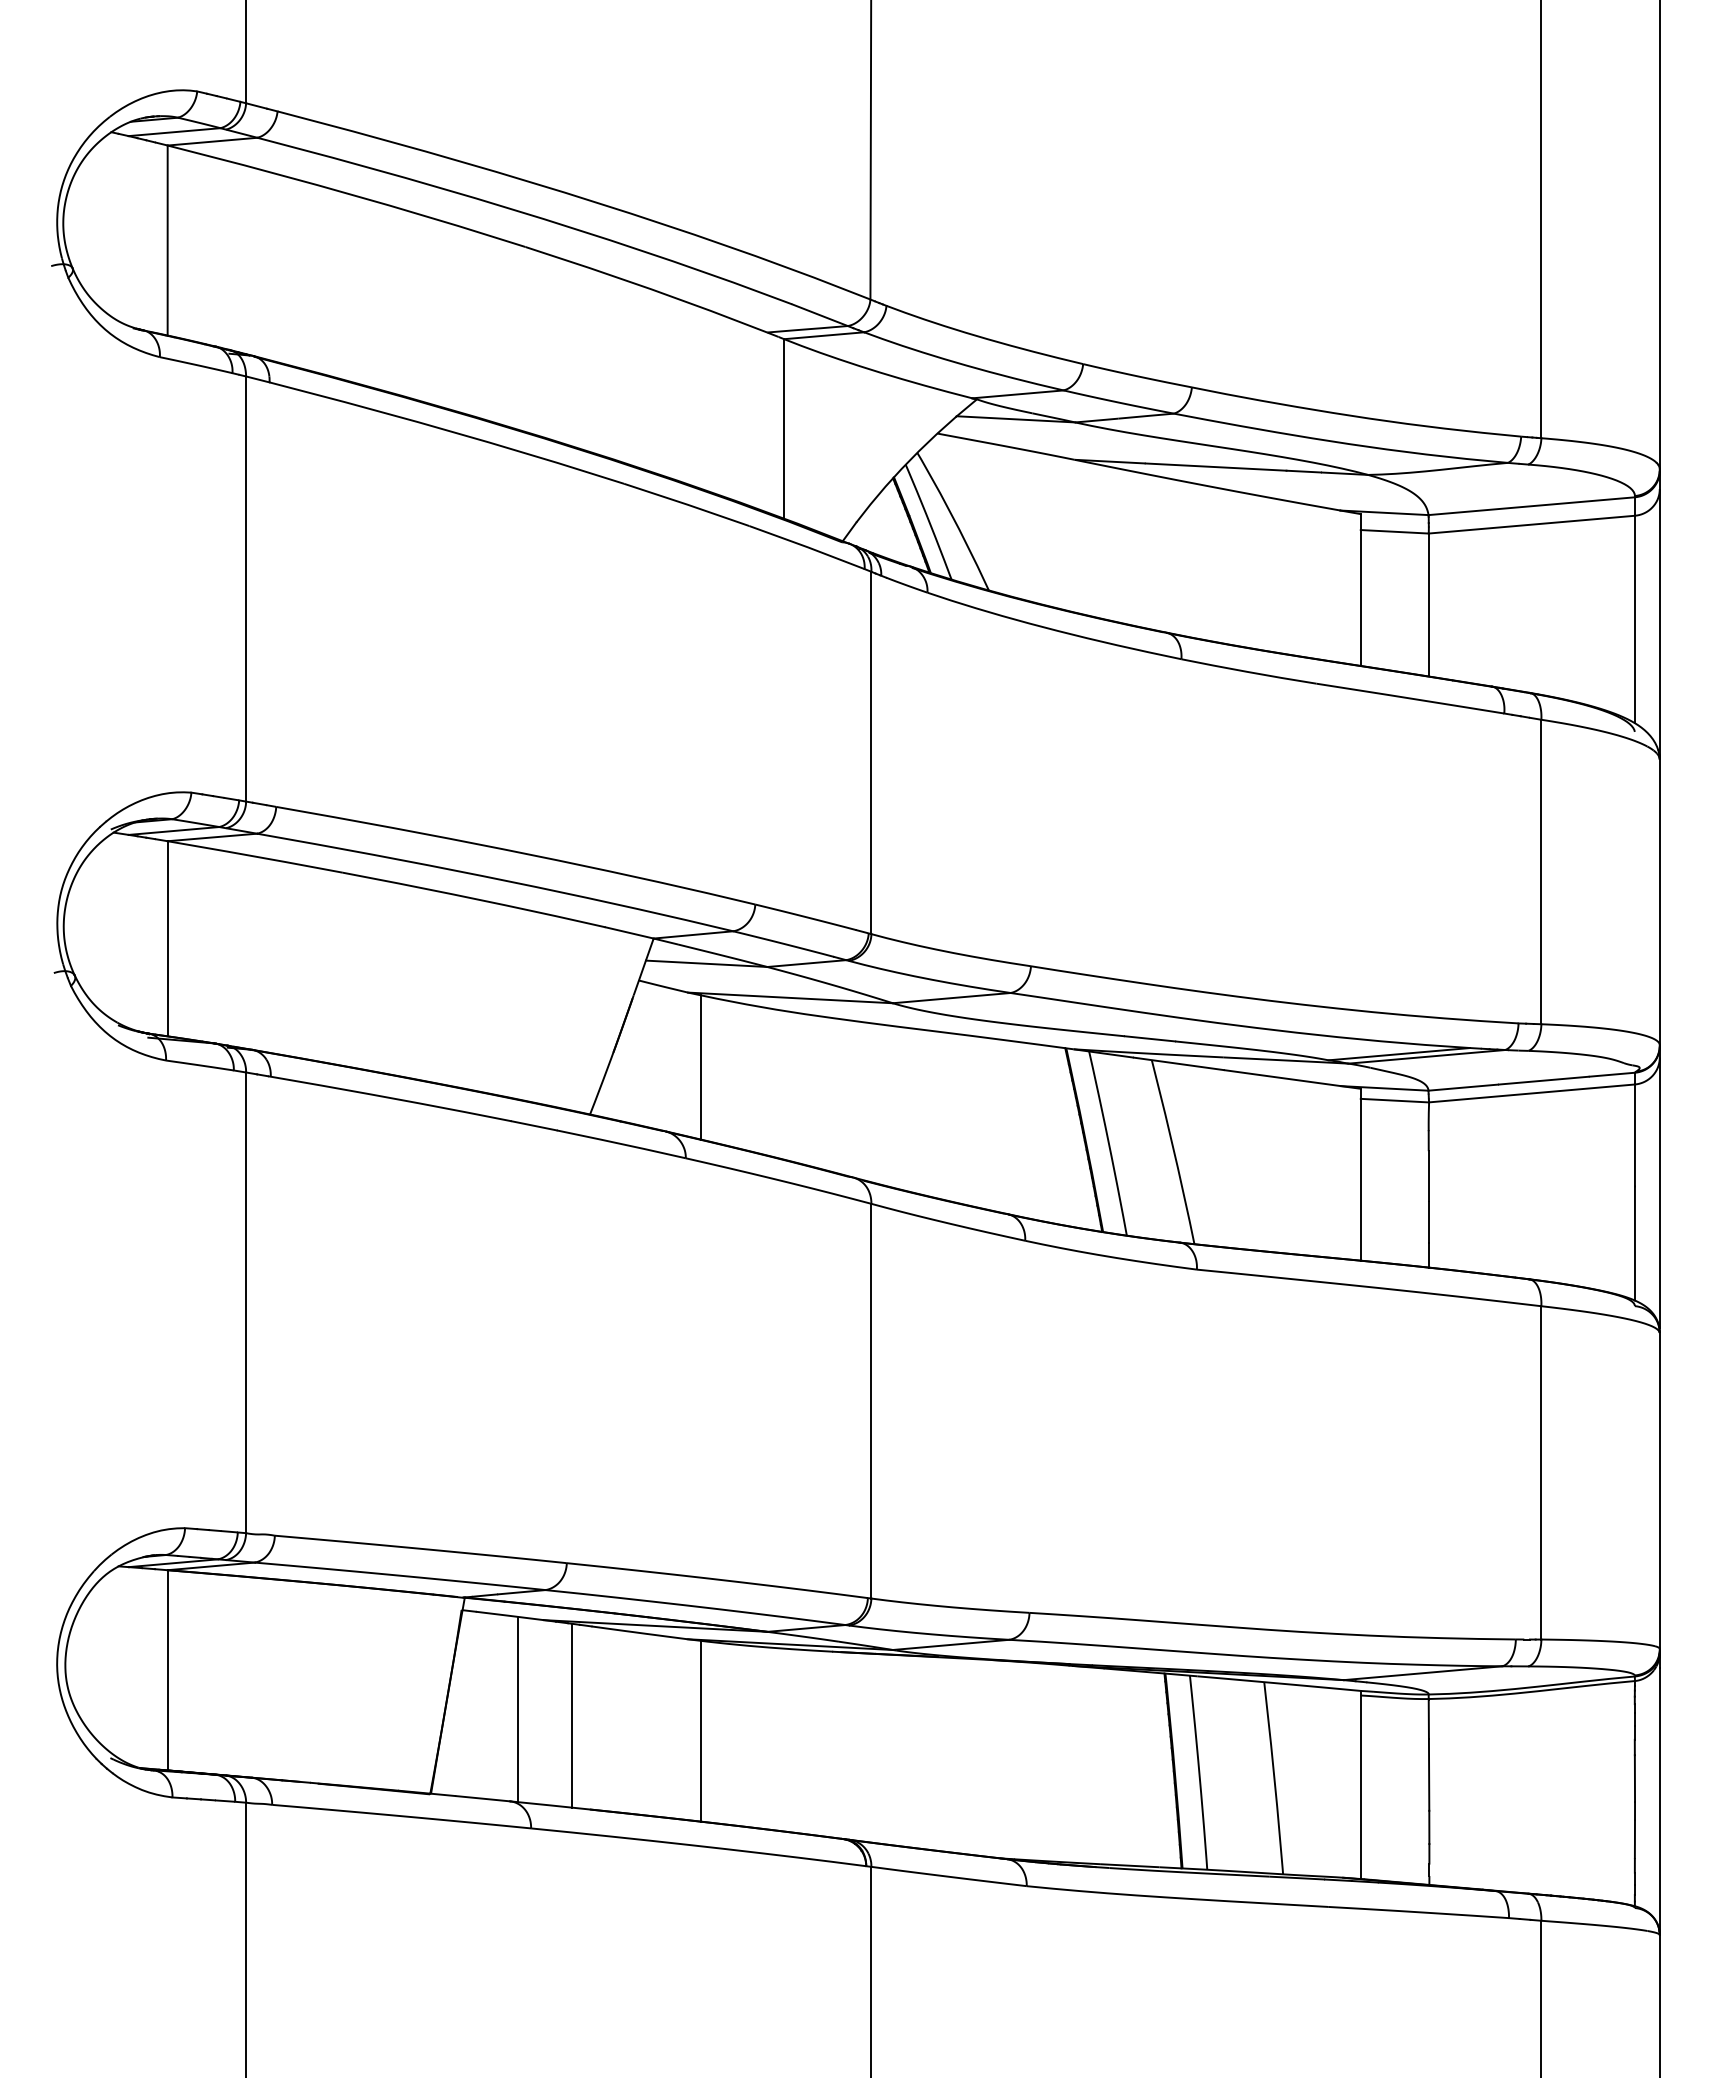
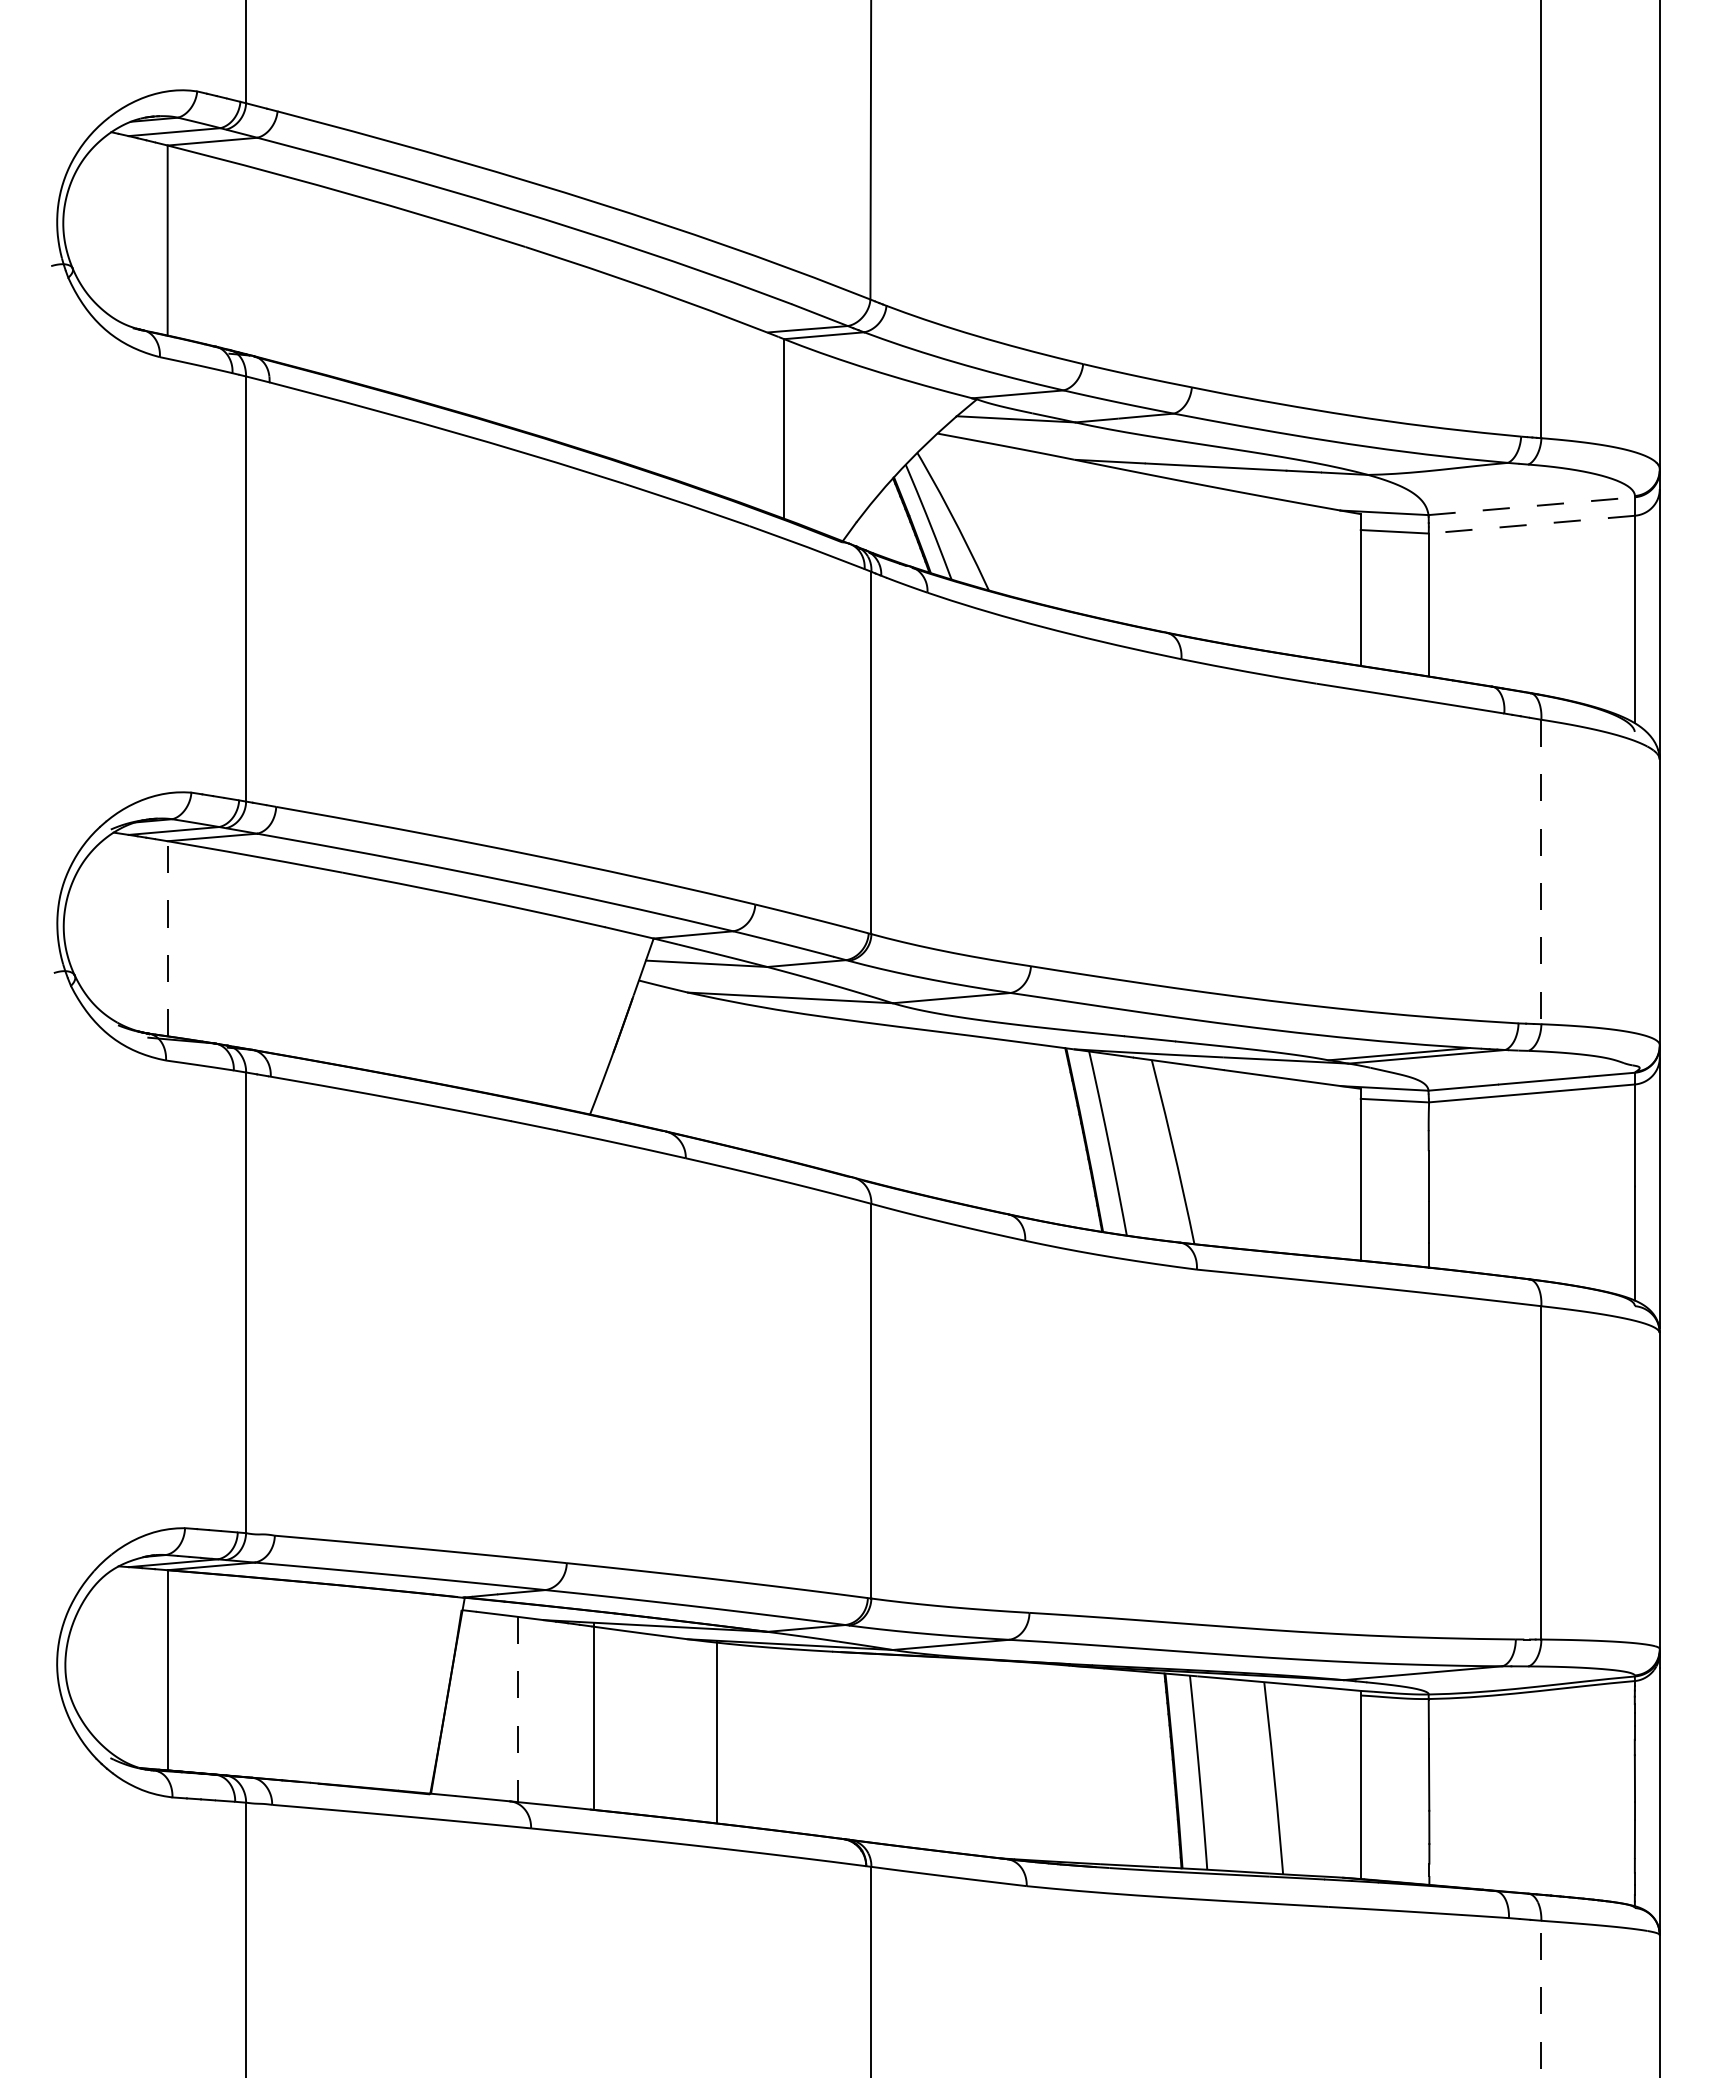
line: solid -> dashed (1531, 506)
line: solid -> dashed (1531, 524)
line: solid -> dashed (1541, 872)
line: solid -> dashed (167, 938)
line: present -> none (701, 1067)
line: solid -> dashed (517, 1709)
line position: (572, 1715) -> (594, 1715) (594, 1715)
line position: (701, 1730) -> (717, 1730) (717, 1730)
line: solid -> dashed (1541, 1998)
